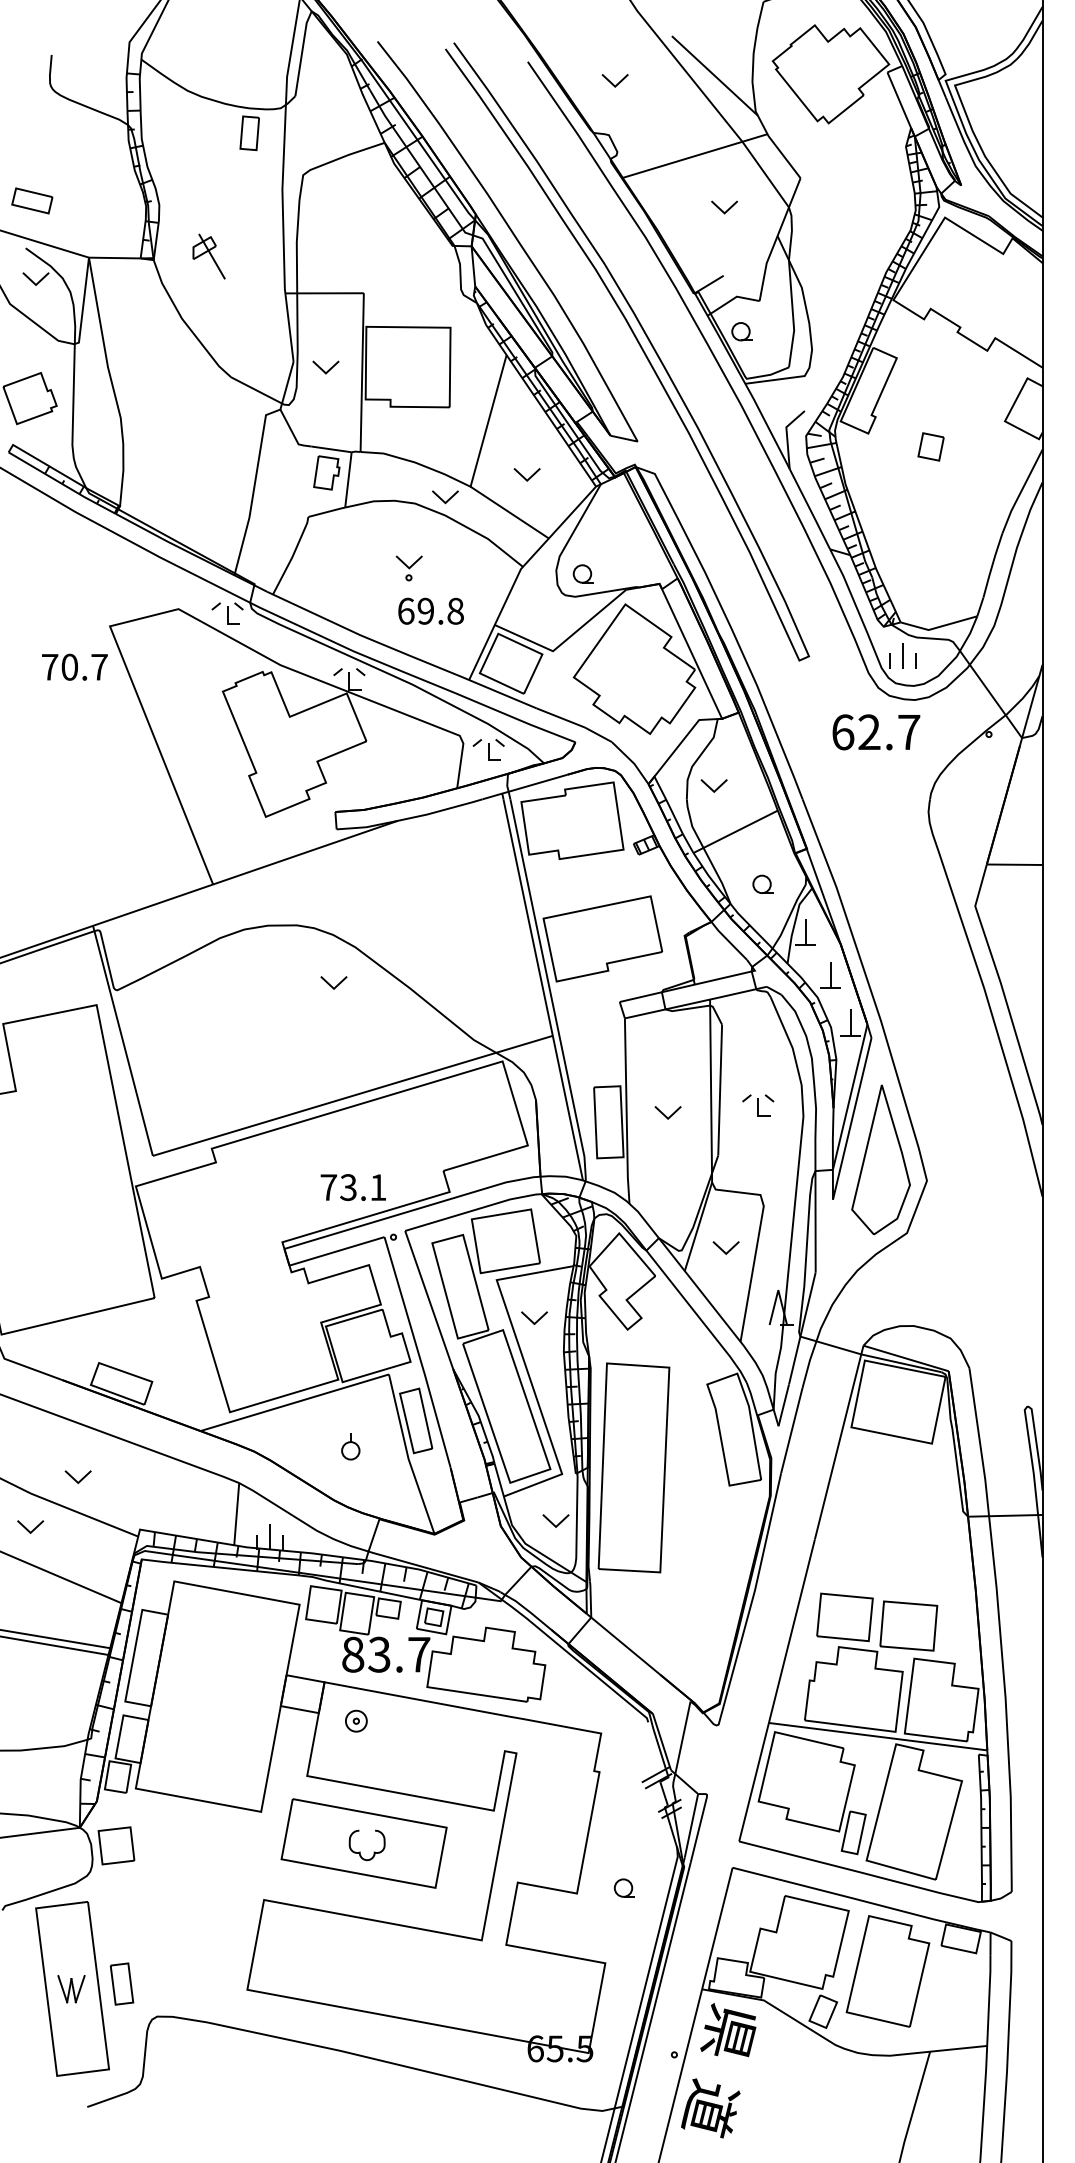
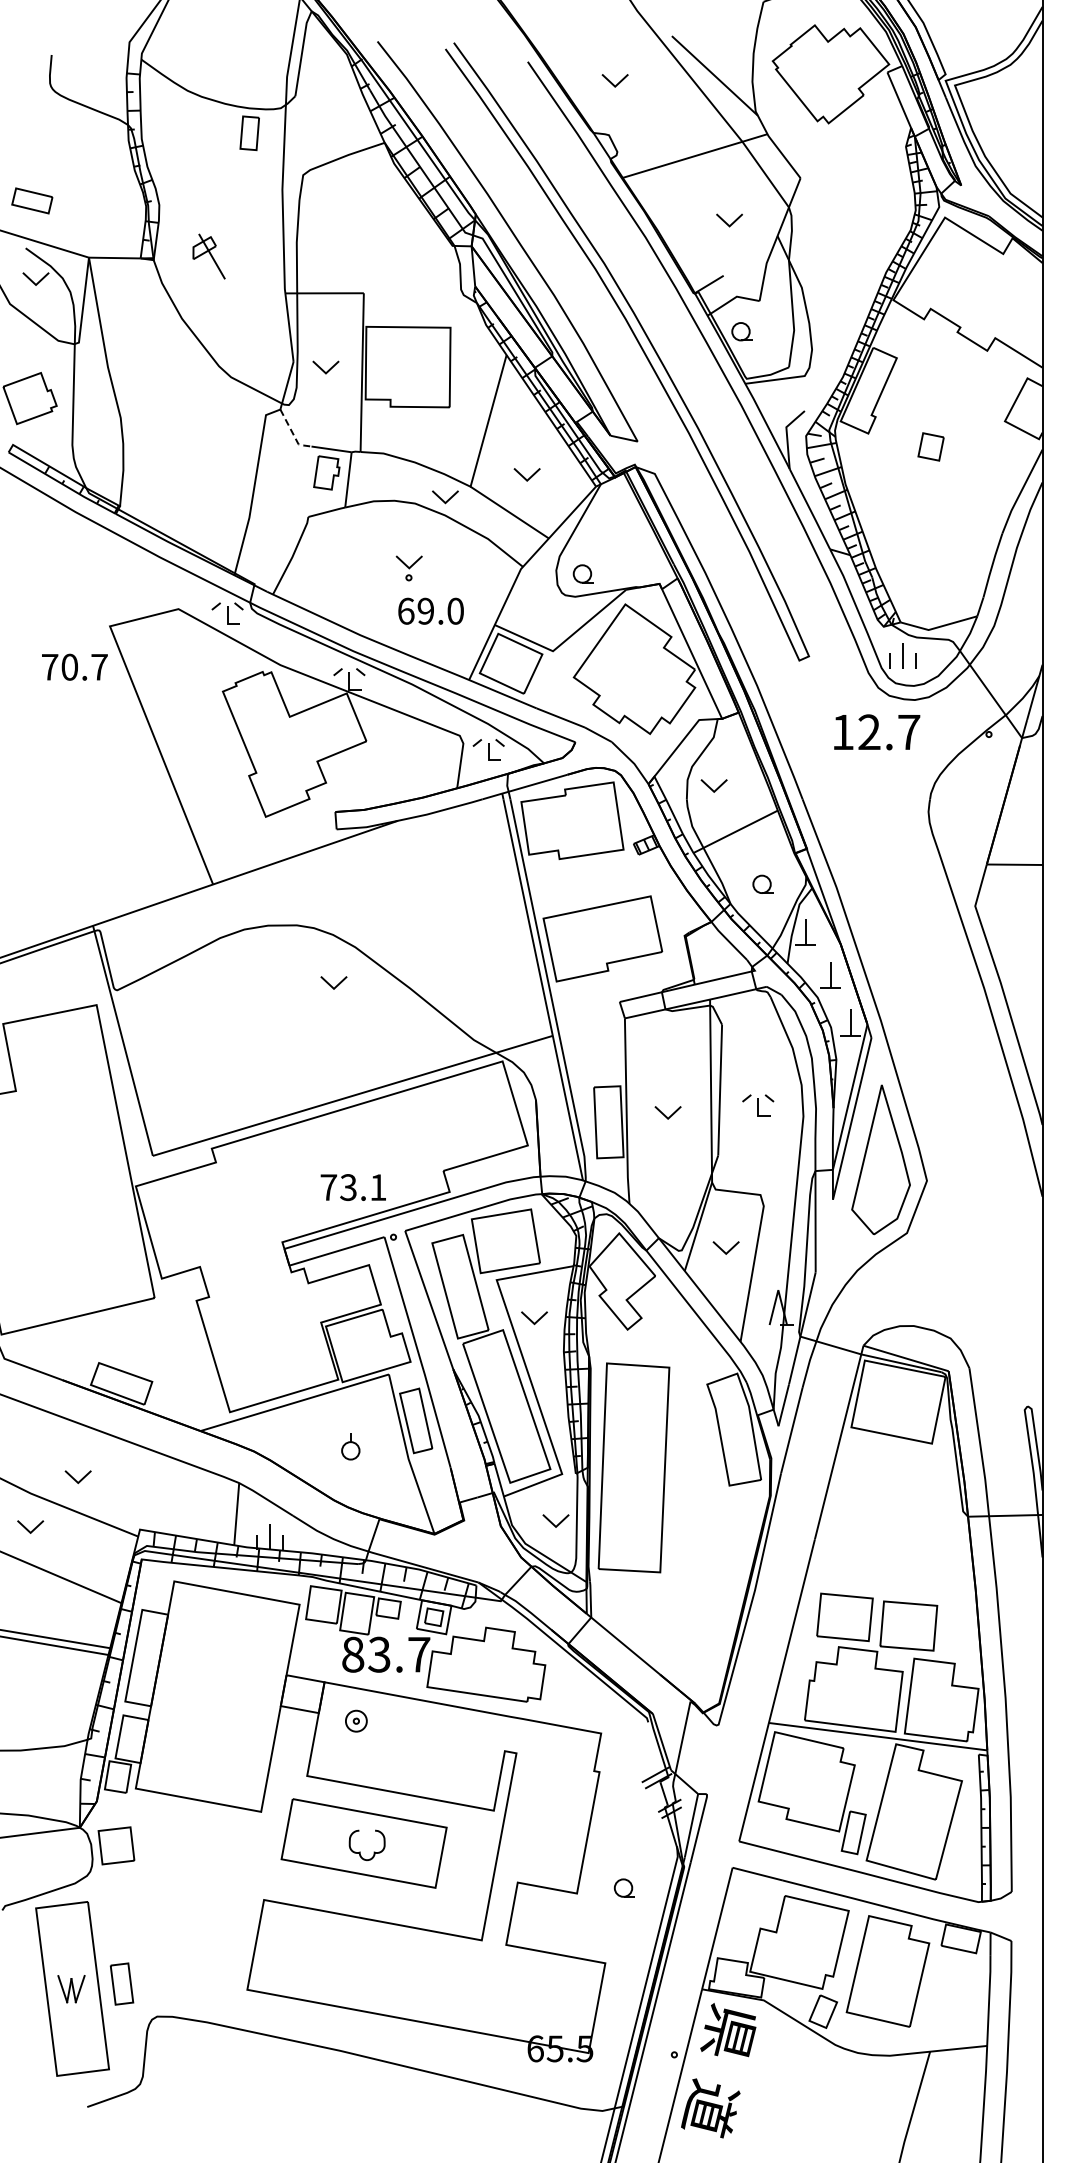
part position: (724, 207) -> (729, 220) (729, 220)
line: solid -> dashed (293, 434)
text: 69.8 -> 69.0 (455, 611)
text: 62.7 -> 12.7 (843, 732)
